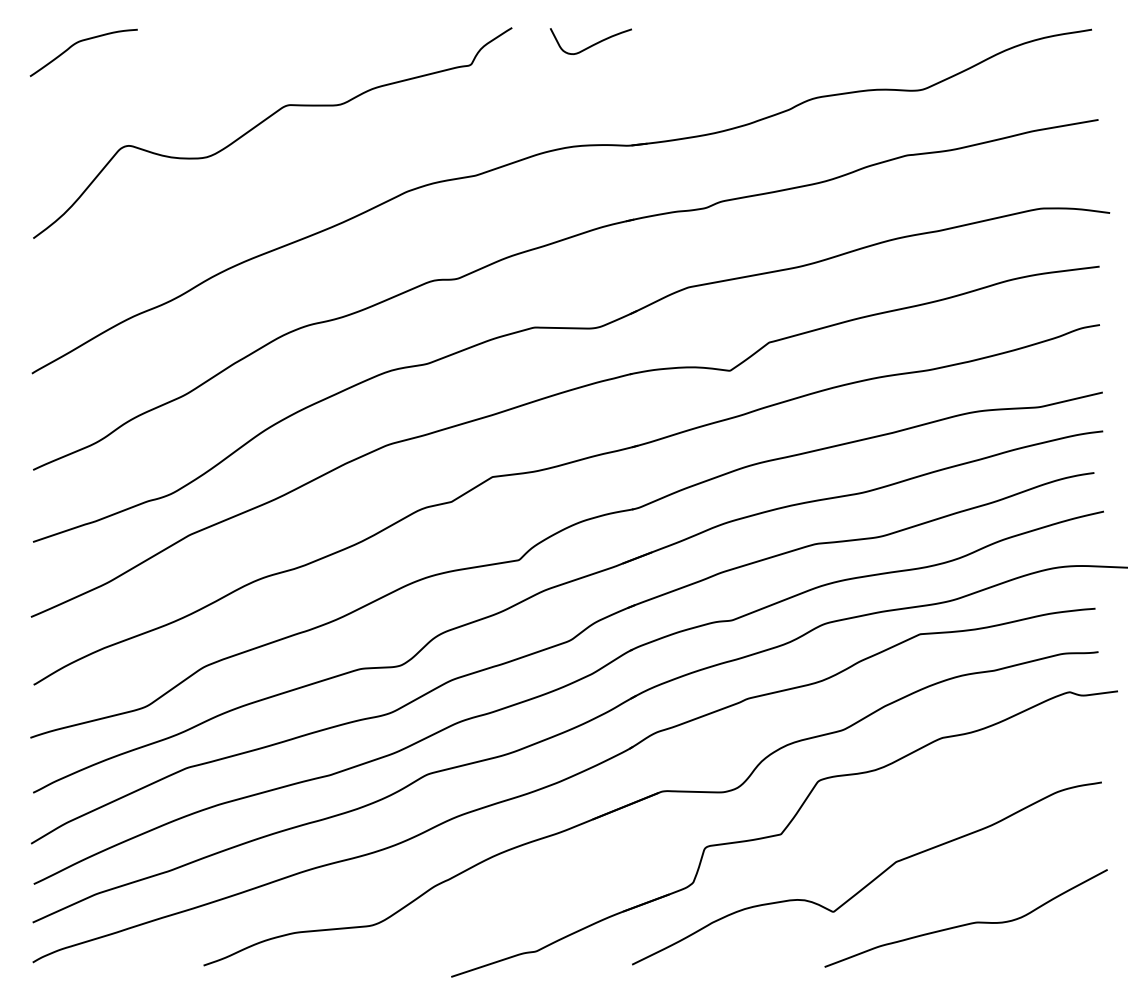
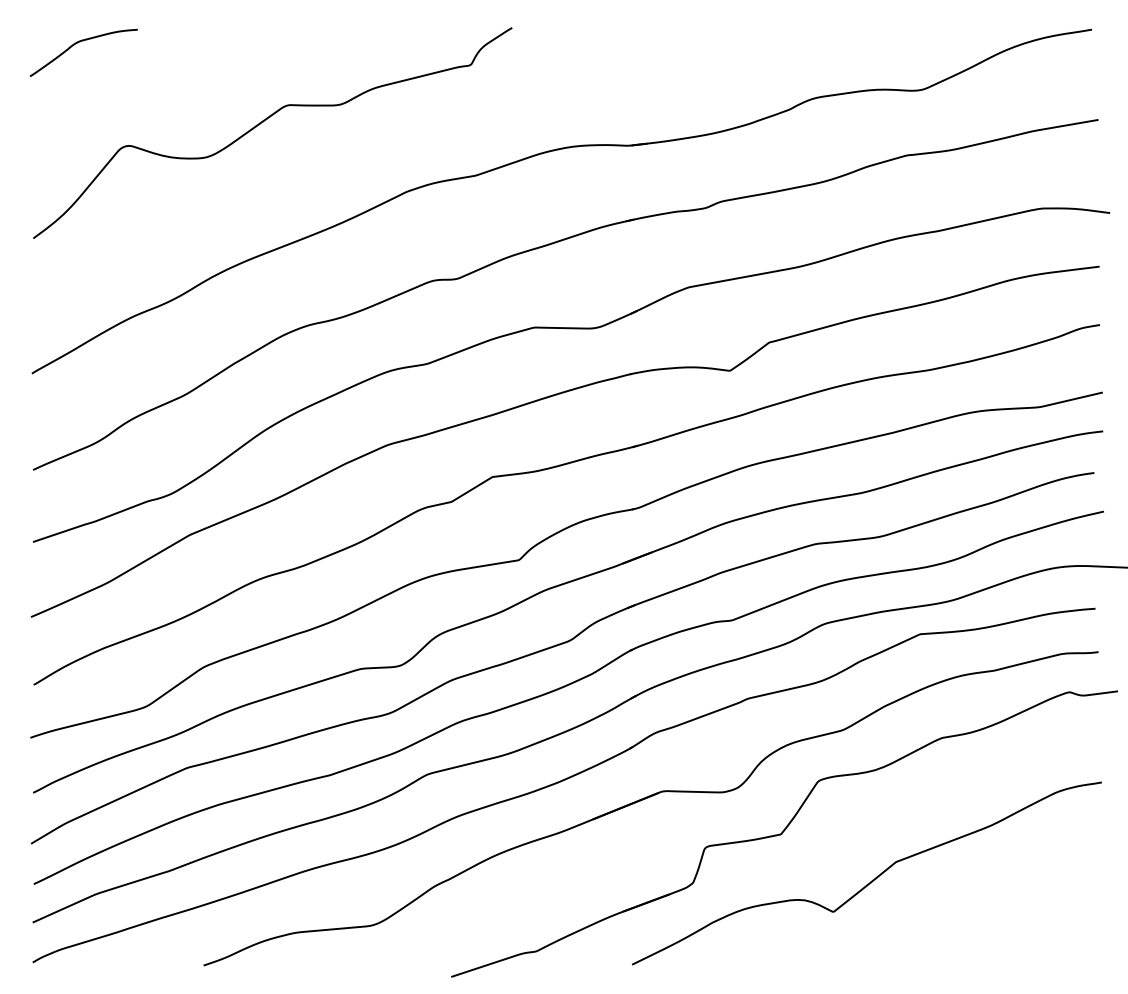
curve: present -> none (592, 44)
curve: present -> none (965, 923)
